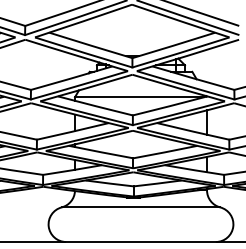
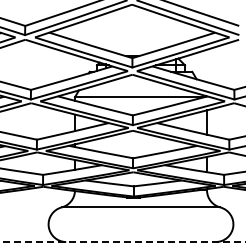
line: solid -> dashed (123, 242)
